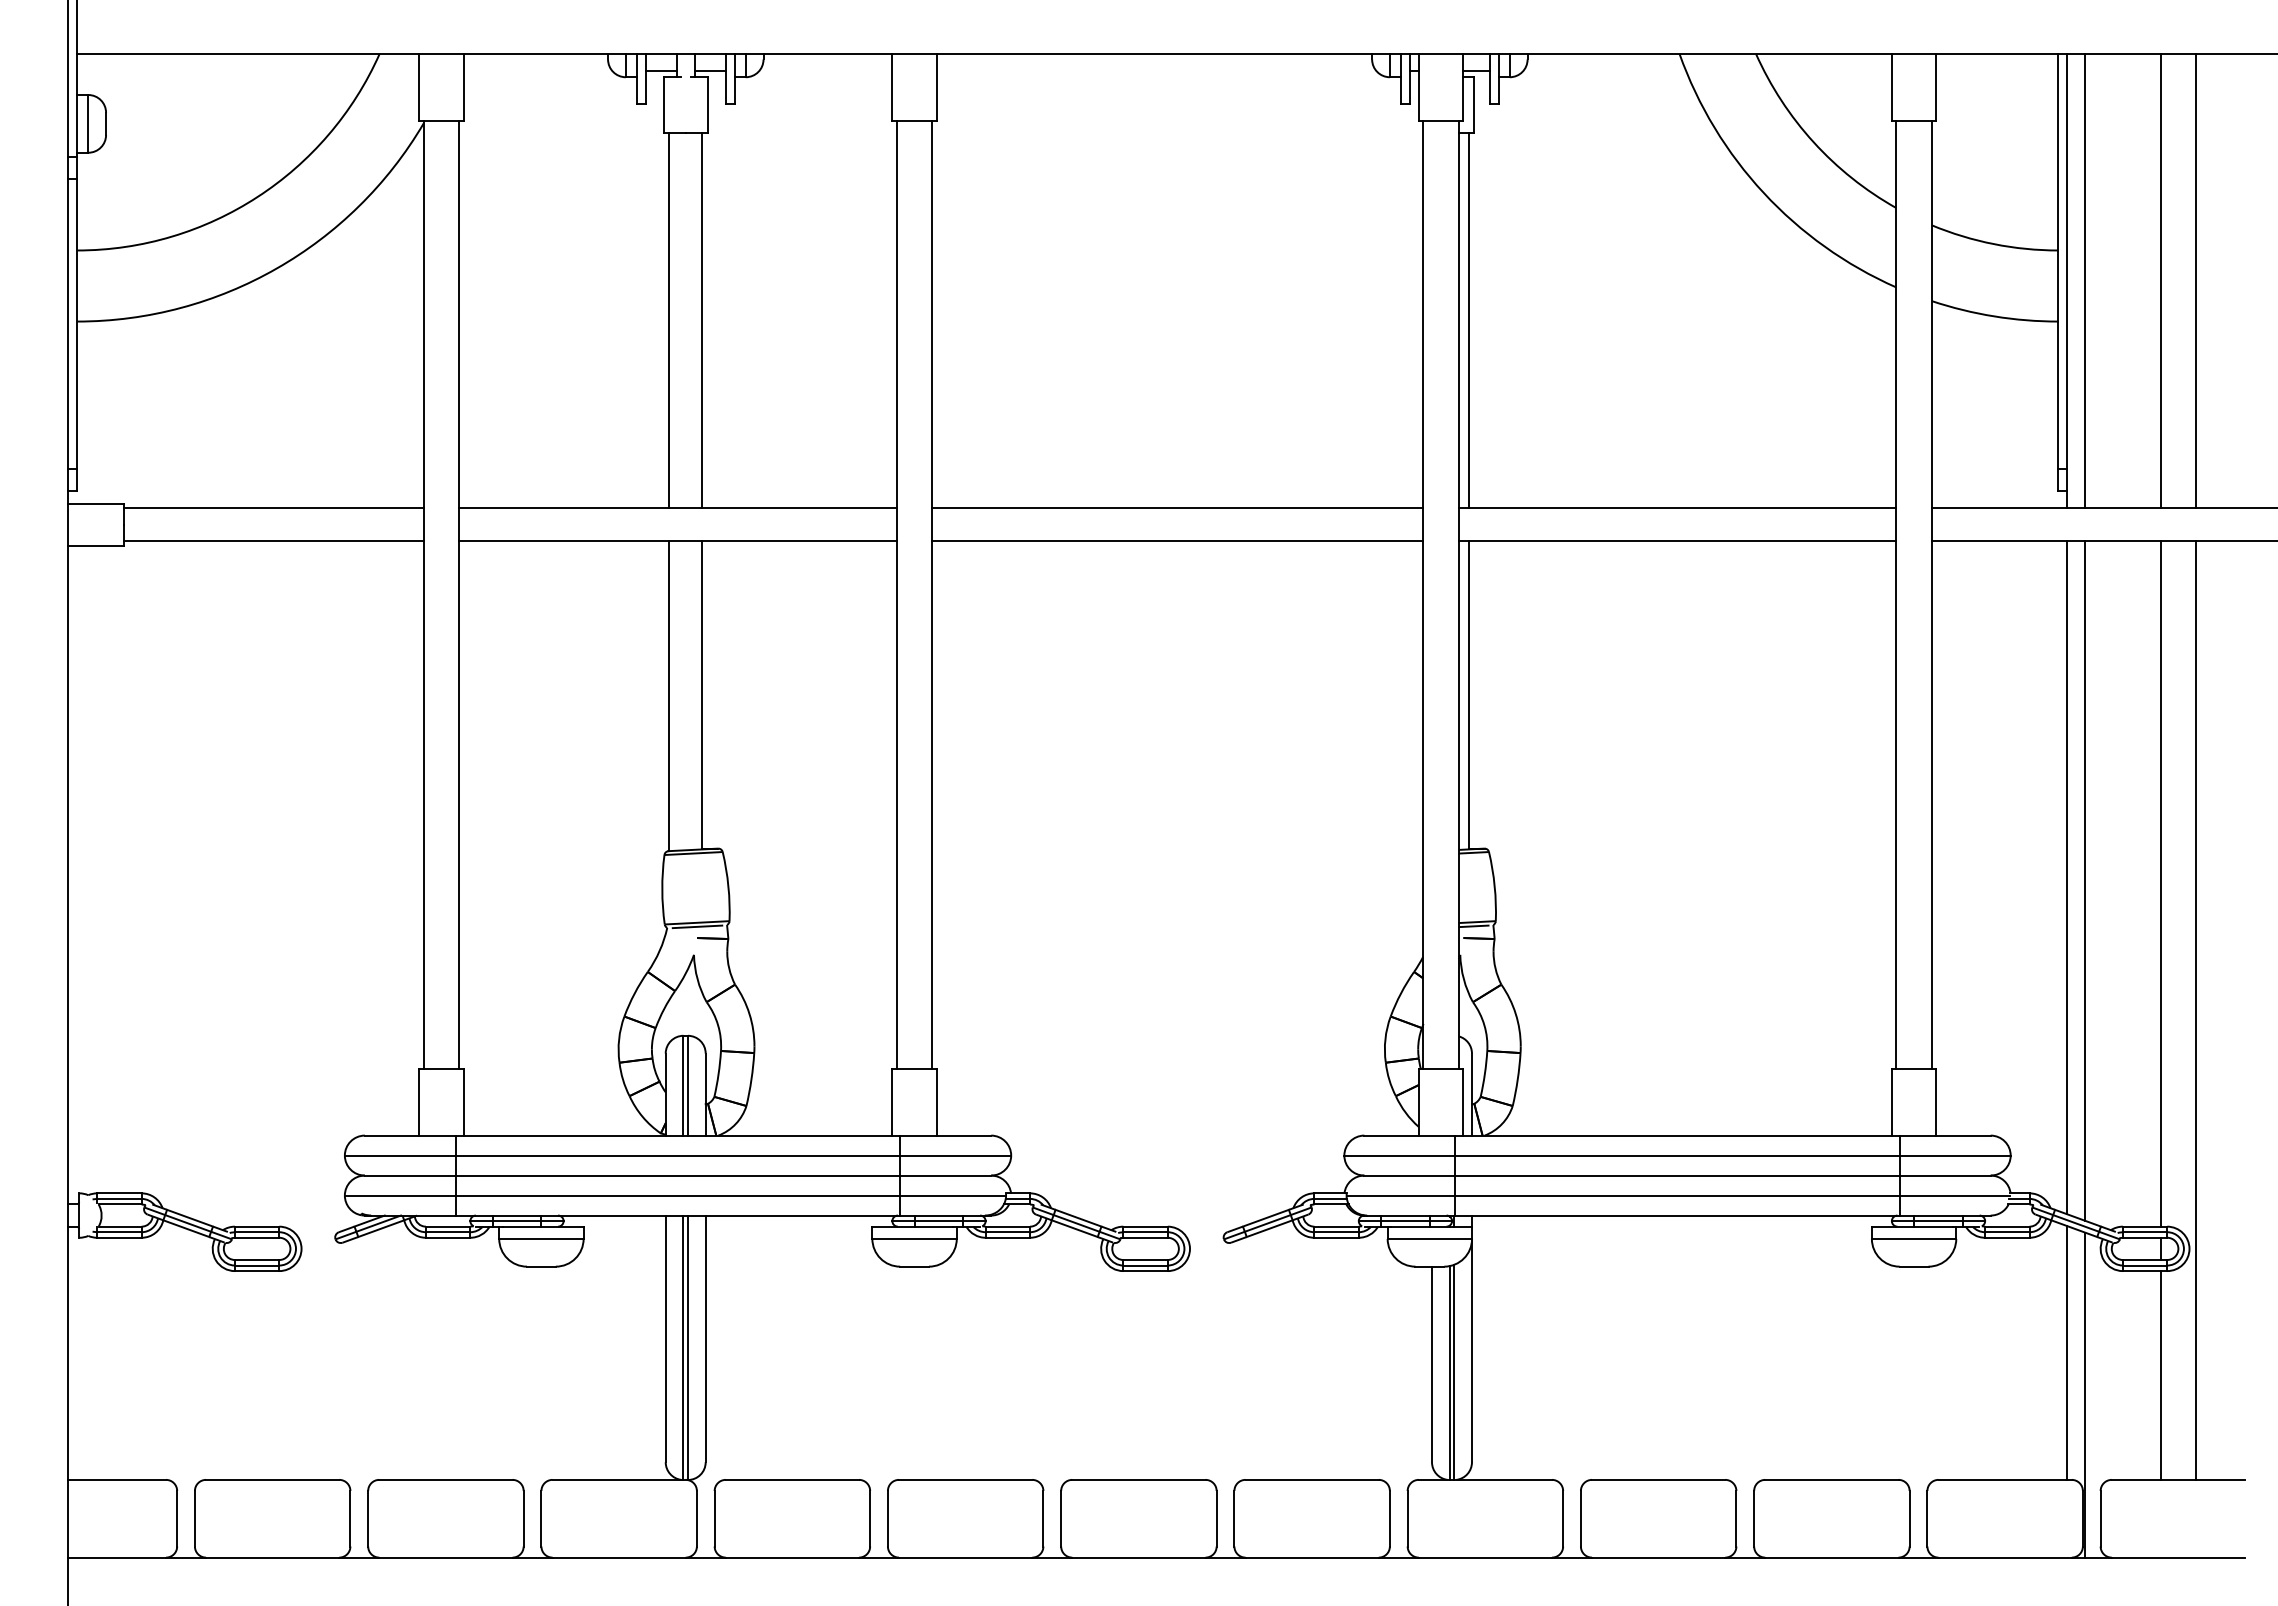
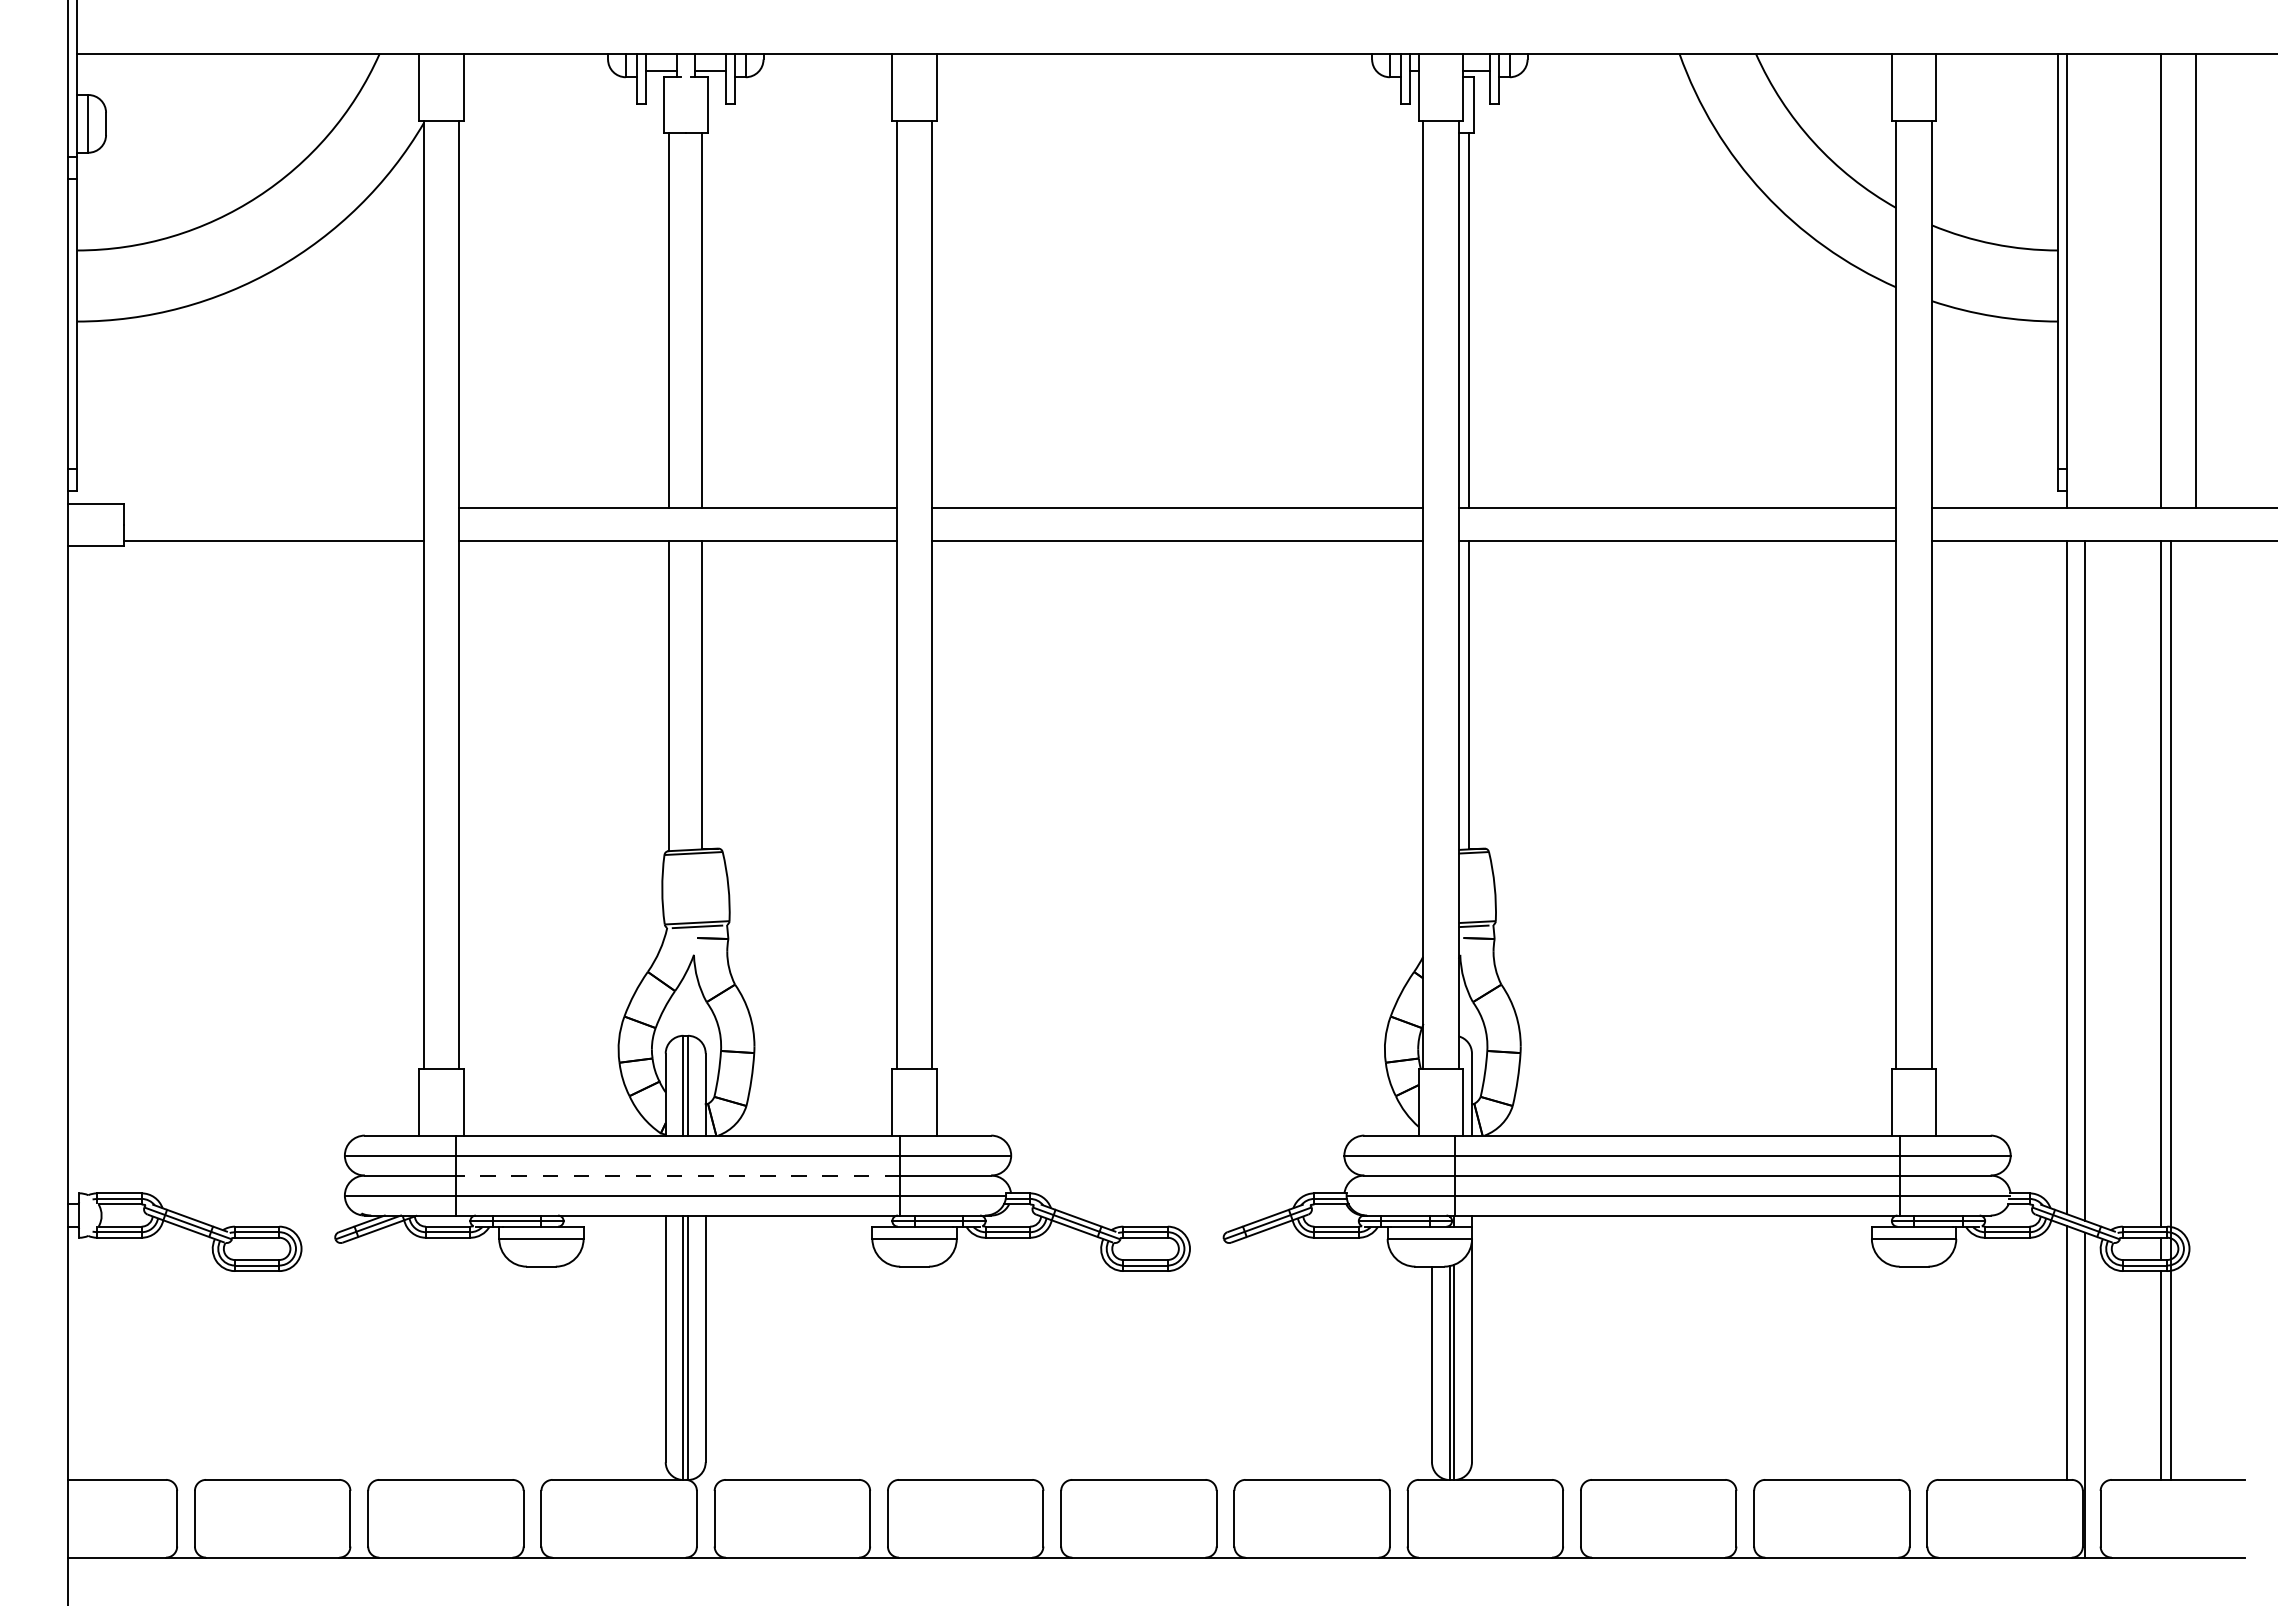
line: present -> none (2085, 280)
line: present -> none (273, 508)
line position: (2196, 1010) -> (2171, 1010) (2171, 1010)
line: solid -> dashed (677, 1175)
